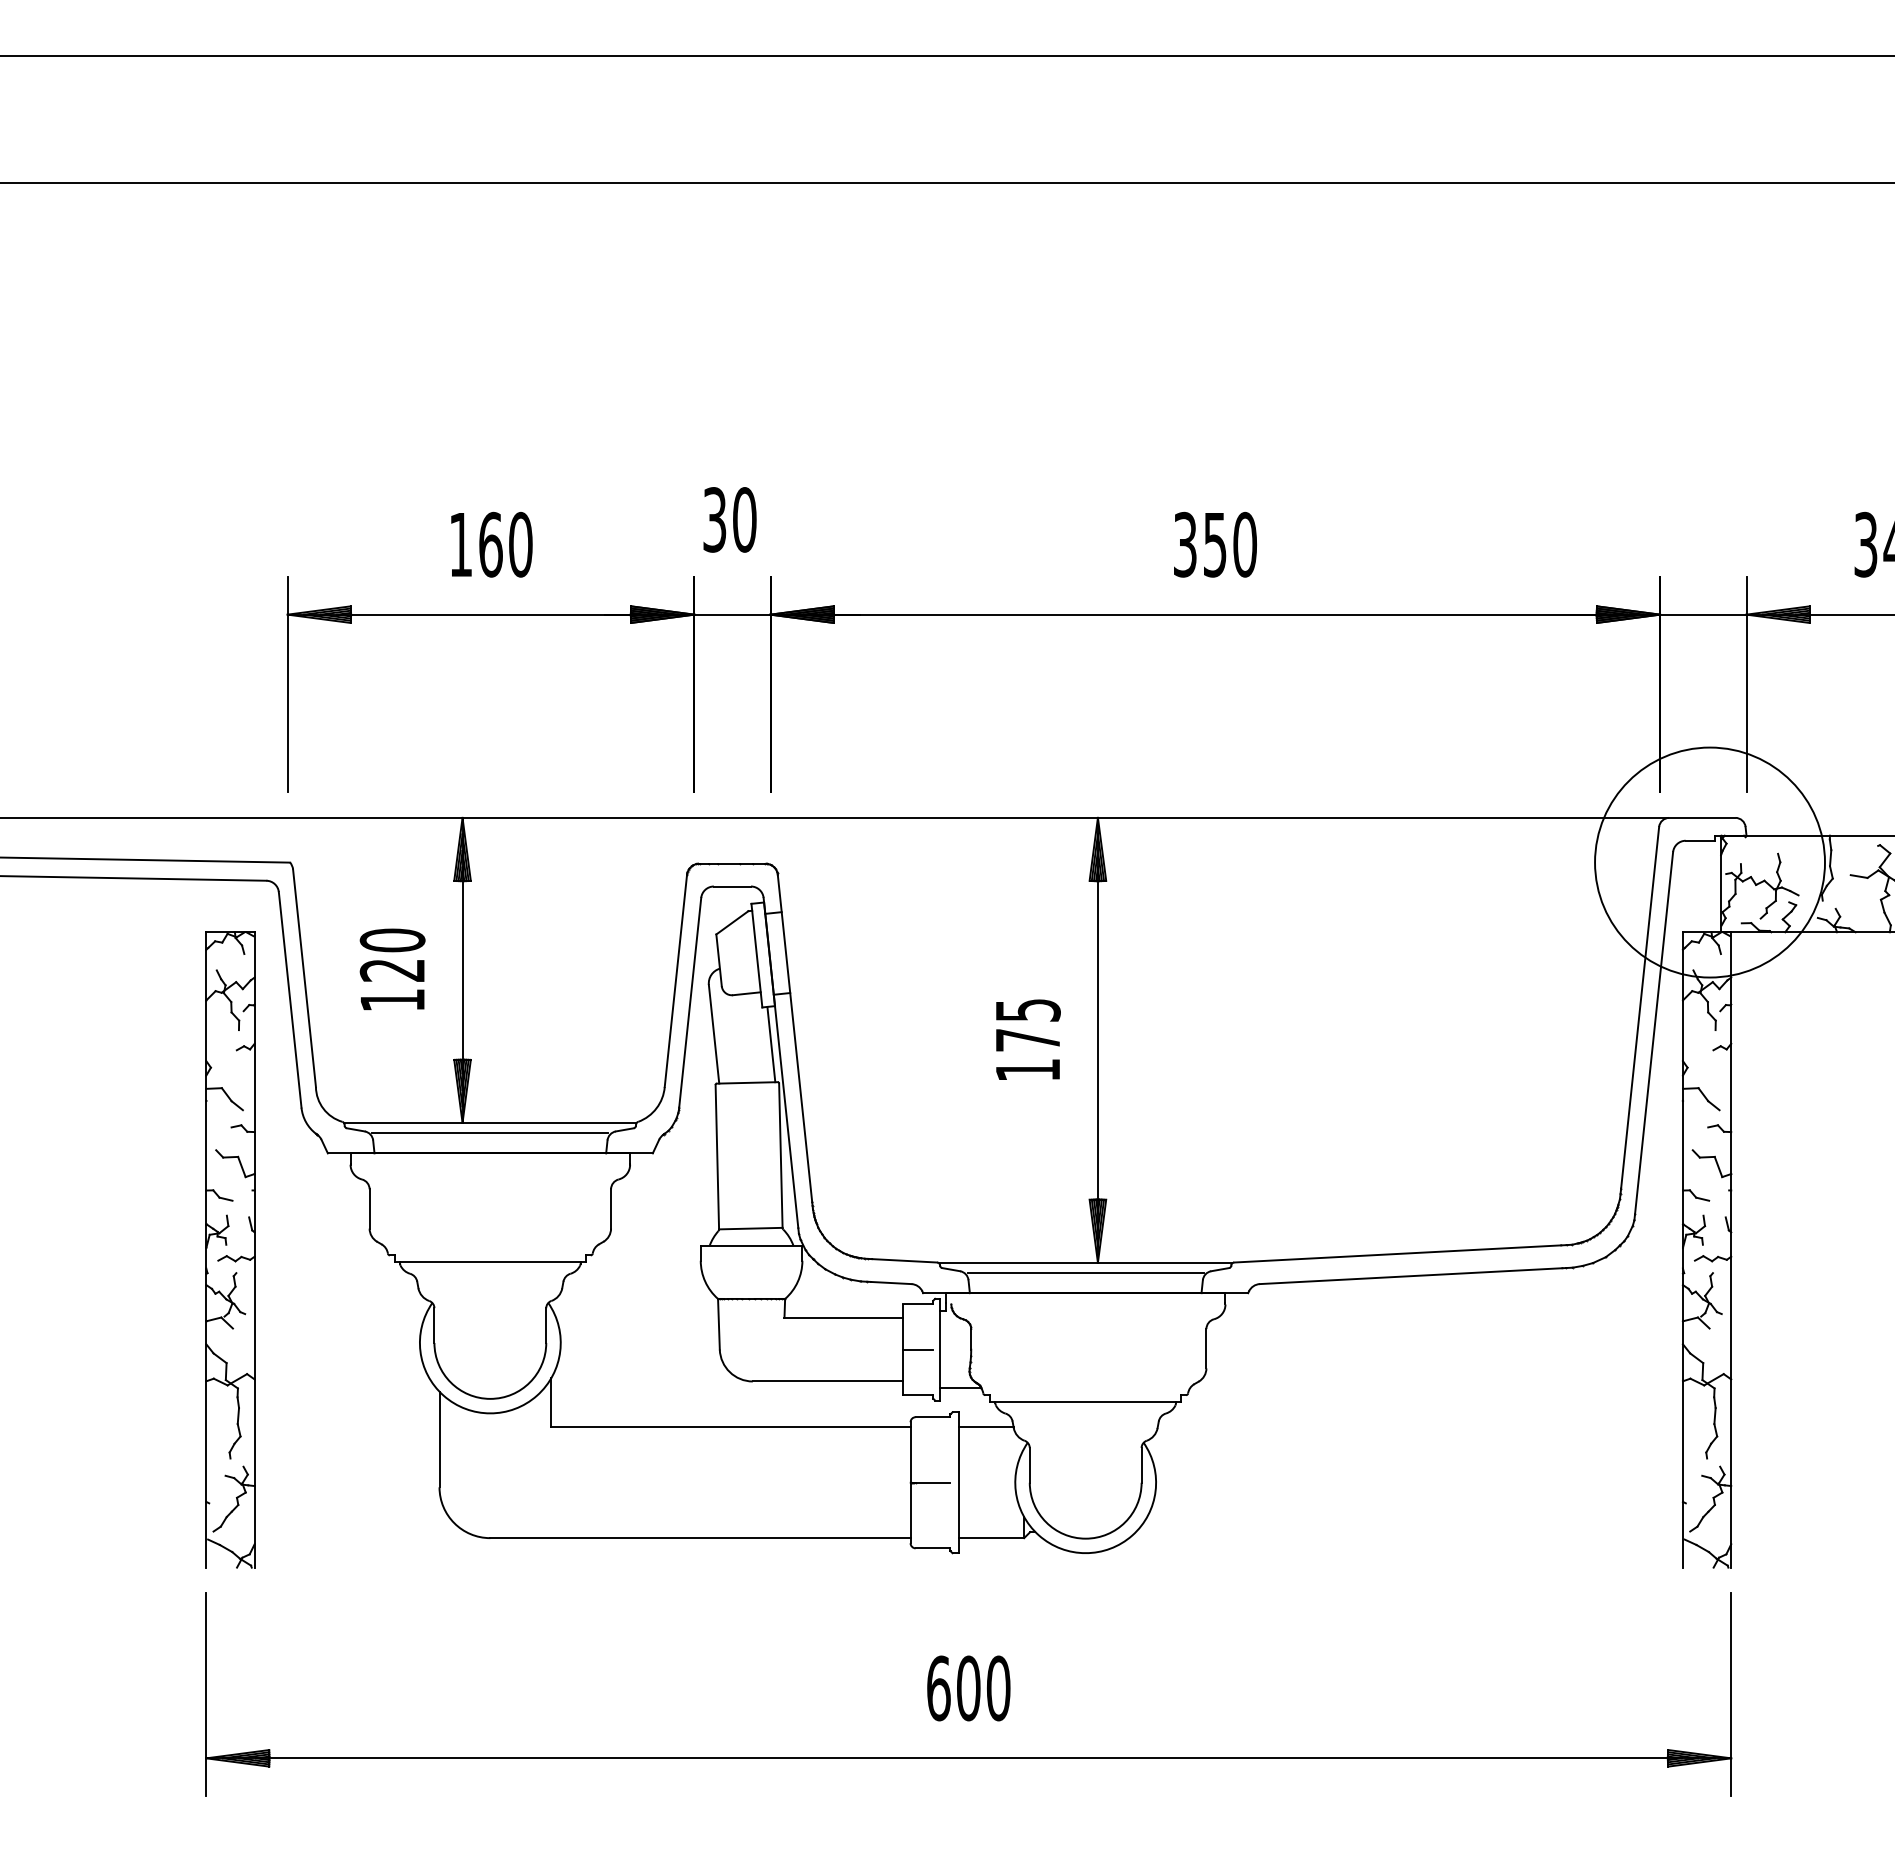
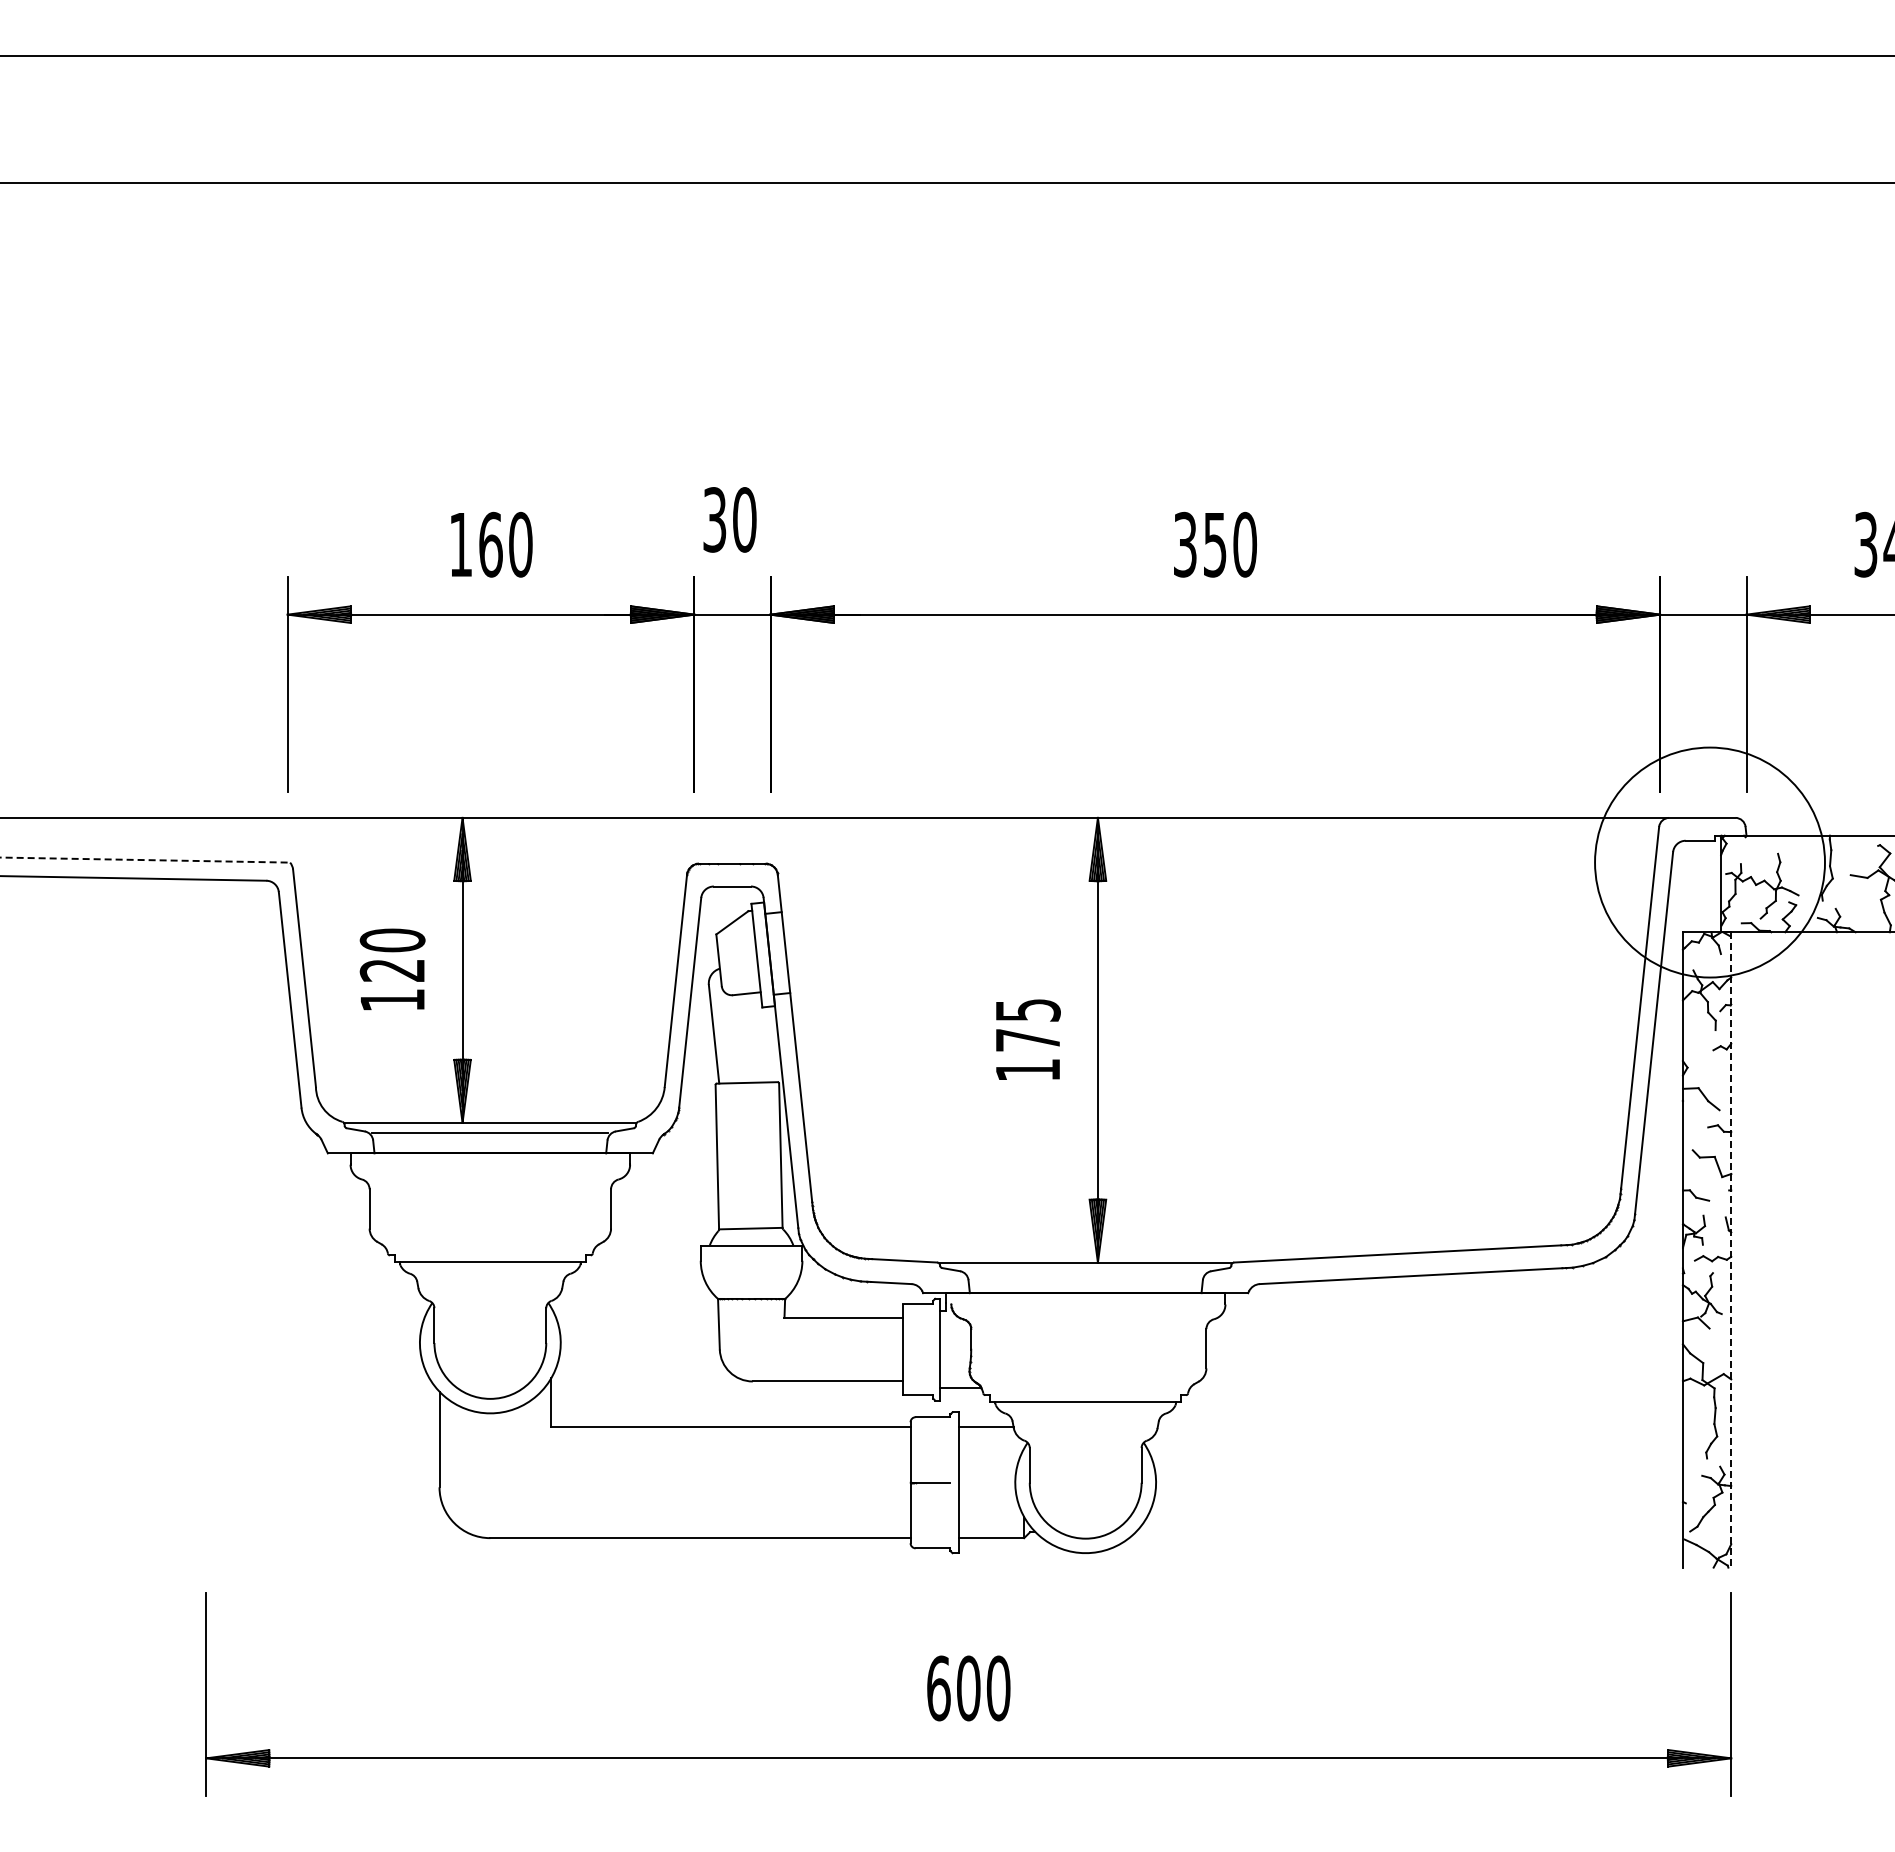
line: solid -> dashed (145, 860)
line: present -> none (771, 1044)
part: present -> none (230, 1249)
line: solid -> dashed (1731, 1249)
line: present -> none (1085, 1272)
line: present -> none (918, 1349)
